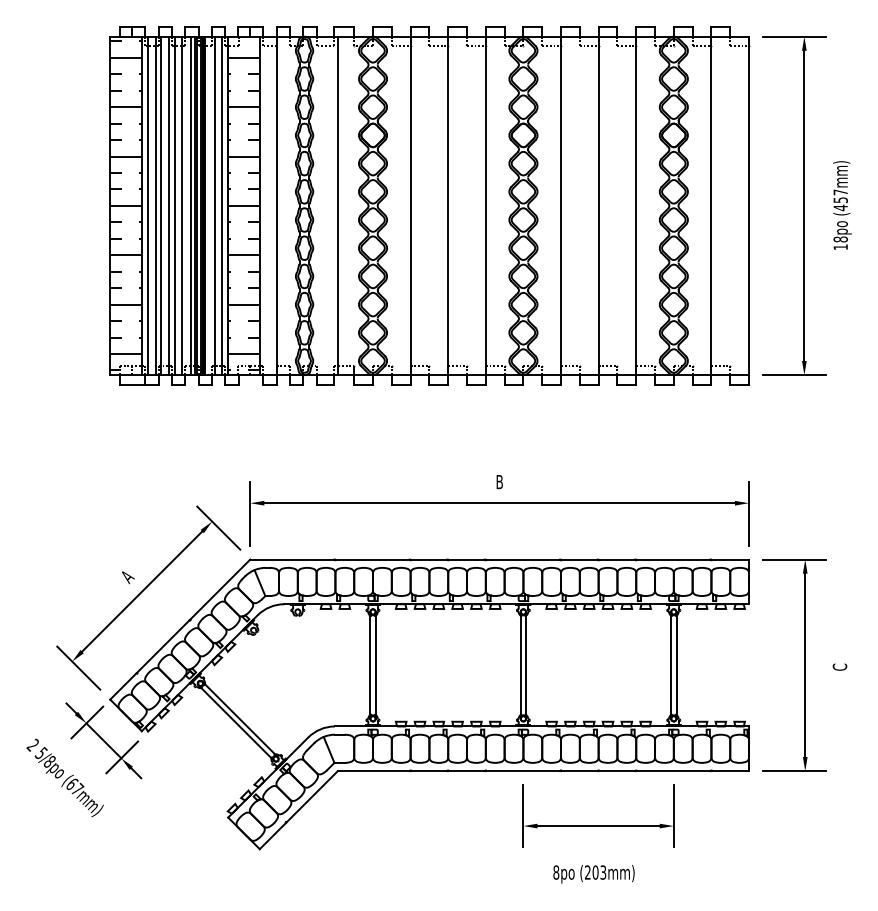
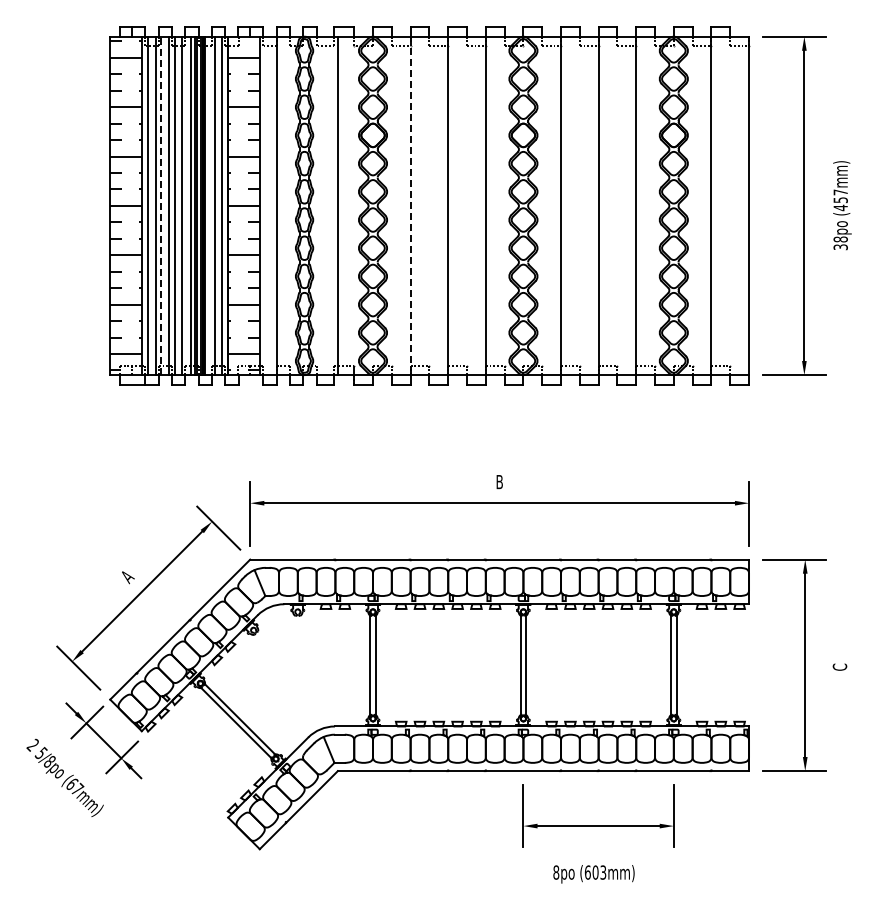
line: solid -> dashed (161, 205)
line: solid -> dashed (410, 206)
text: 18po -> 38po (840, 247)
text: (203mm) -> (603mm) (587, 872)
